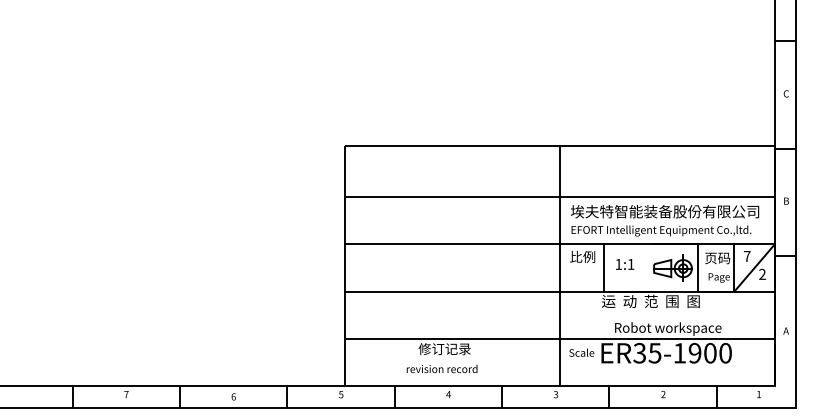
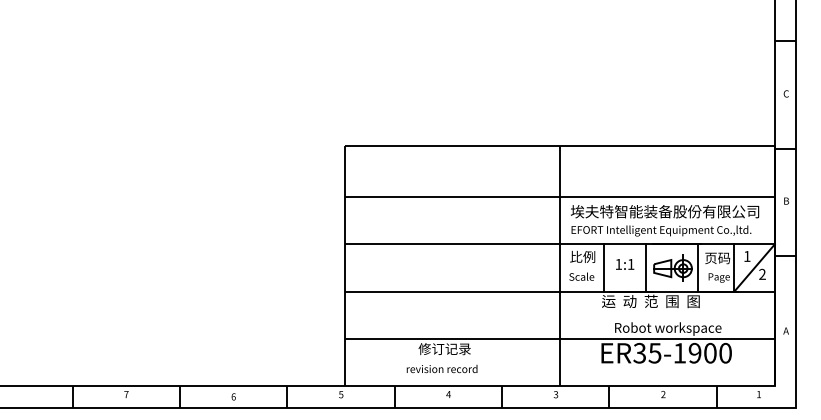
text: 7 -> 1 (747, 256)
line: none -> present (646, 267)
text position: (581, 352) -> (581, 276) (581, 276)
